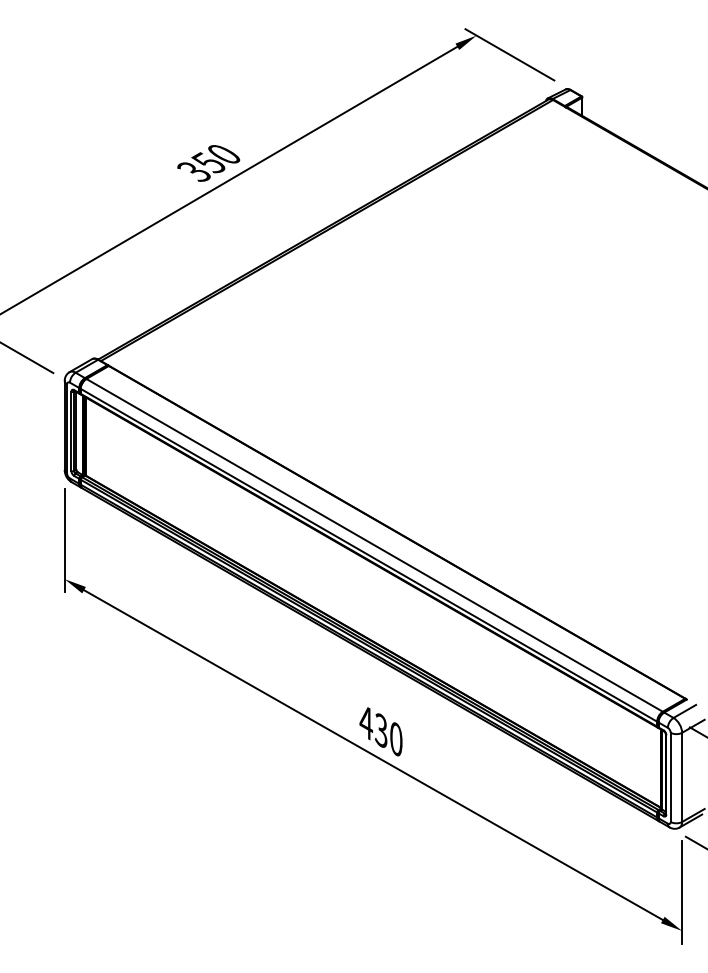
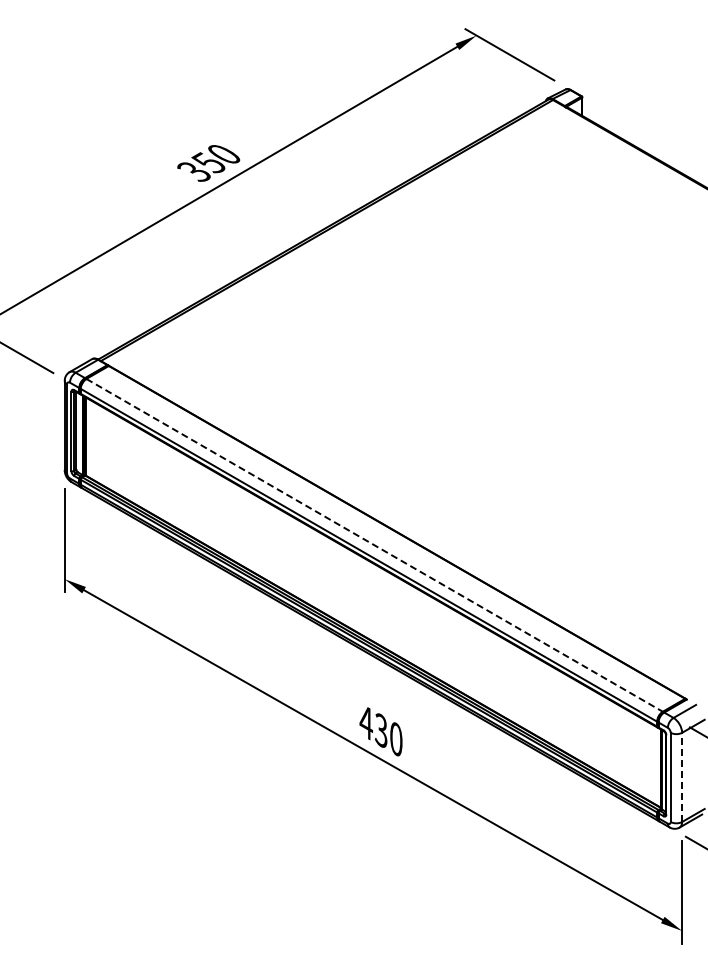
line: solid -> dashed (374, 545)
line: solid -> dashed (682, 777)
